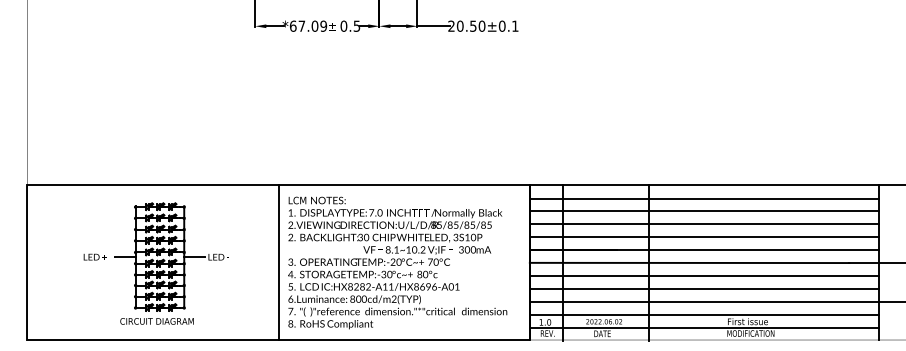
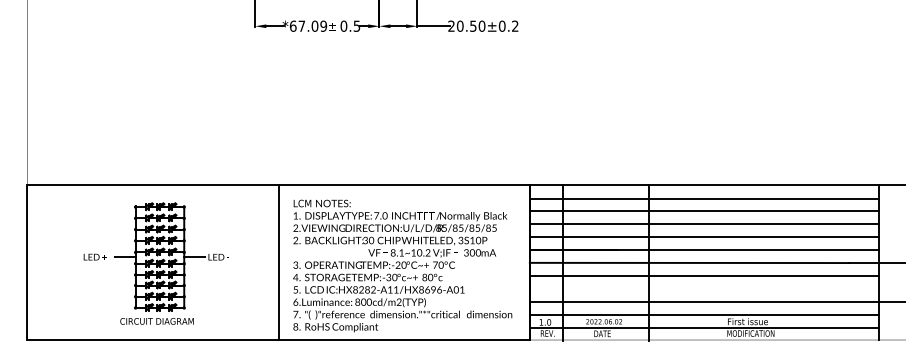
text: 20.50±0.1 -> 20.50±0.2 (515, 25)
text position: (397, 262) -> (402, 265) (402, 265)
line: present -> none (703, 288)
